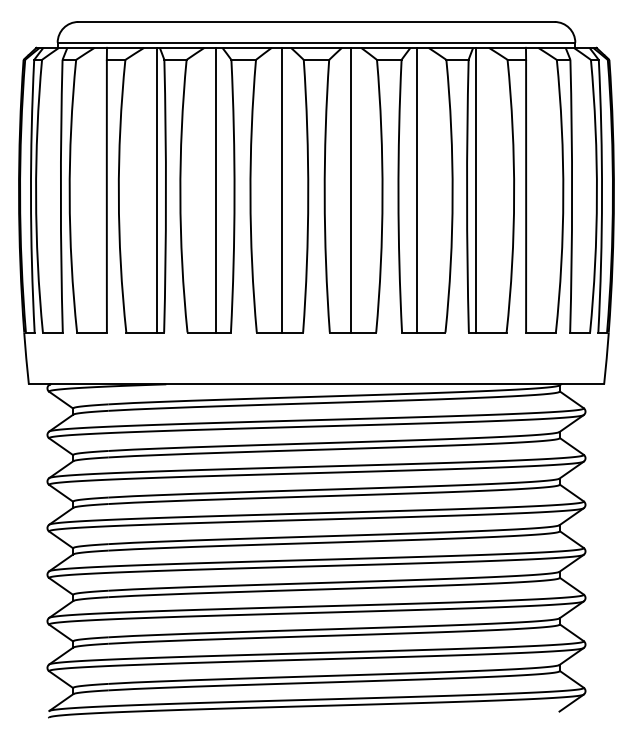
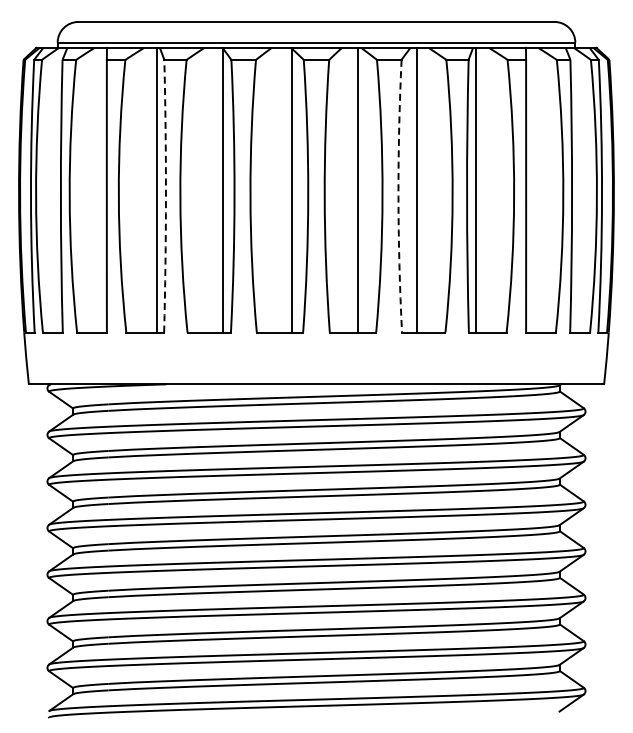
line position: (216, 189) -> (223, 189) (223, 189)
line position: (282, 189) -> (292, 189) (292, 189)
line position: (350, 189) -> (357, 189) (357, 189)
arc: solid -> dashed (165, 196)
arc: solid -> dashed (398, 196)
